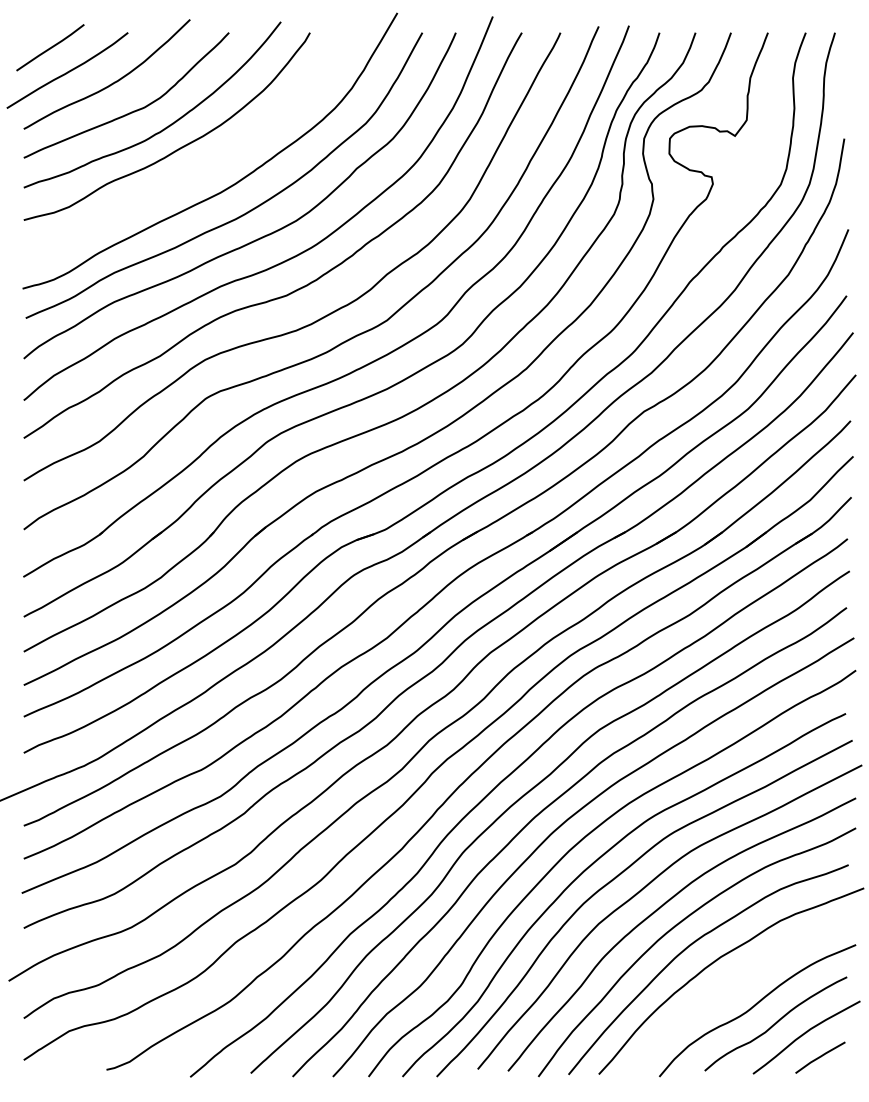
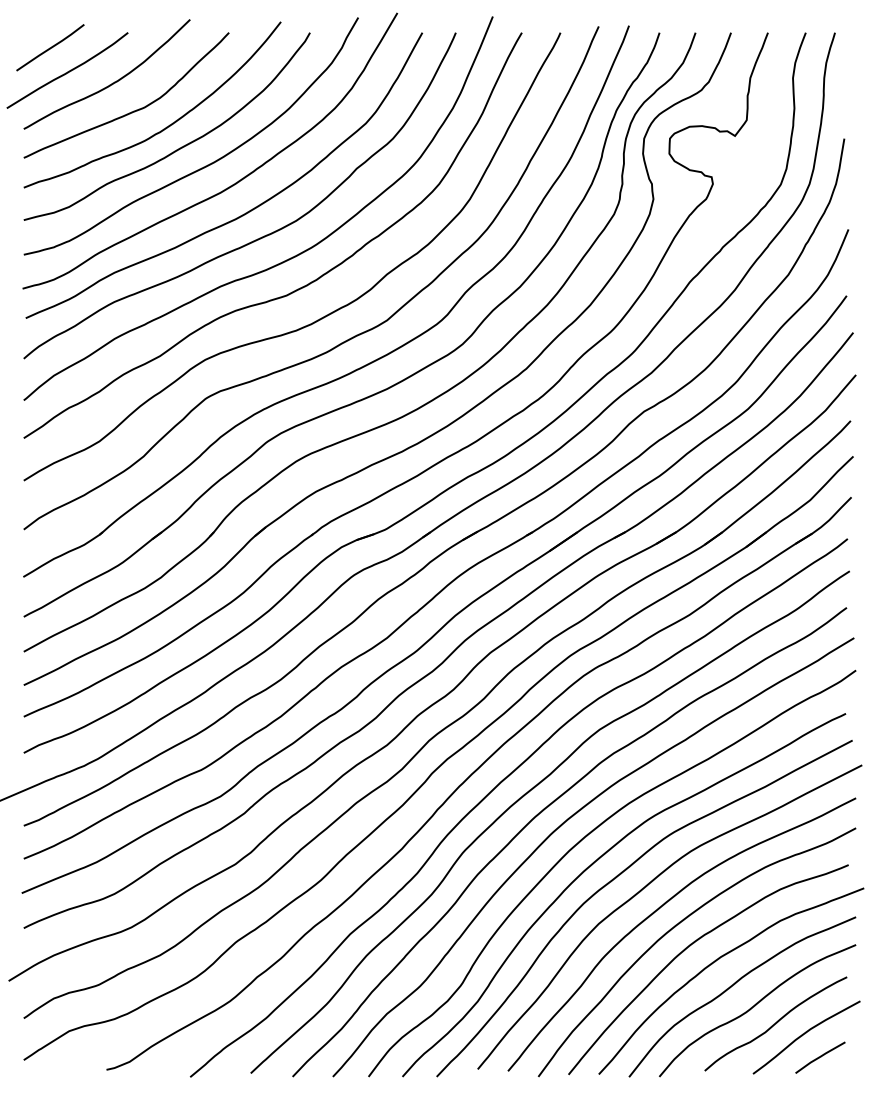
curve: none -> present (205, 165)
curve: none -> present (734, 985)
